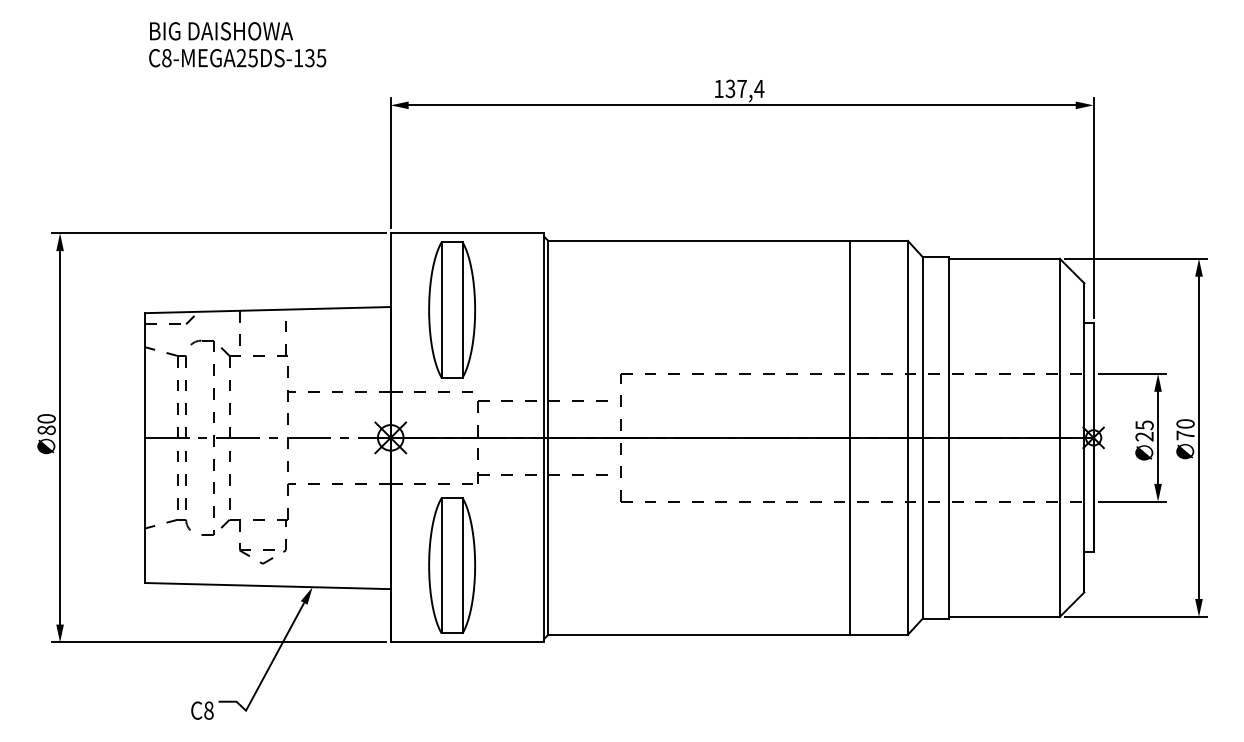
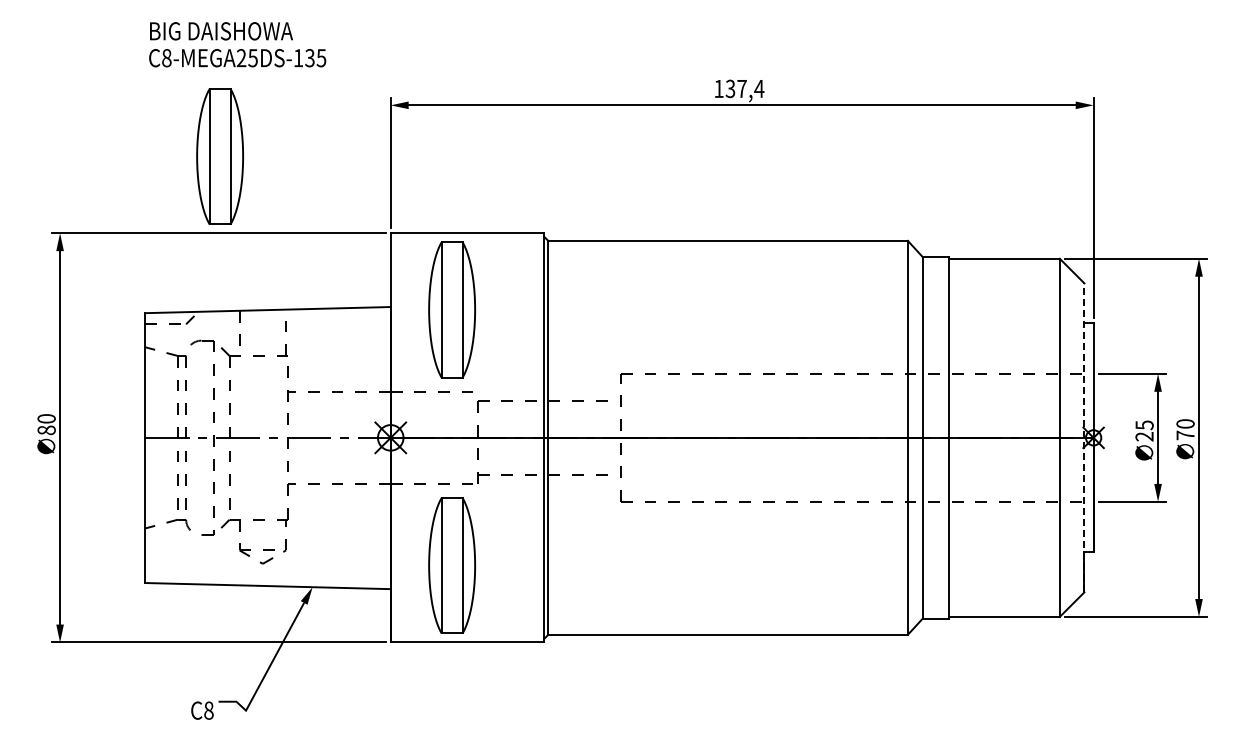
part: none -> present (219, 156)
line: present -> none (849, 437)
line: solid -> dashed (1084, 437)
